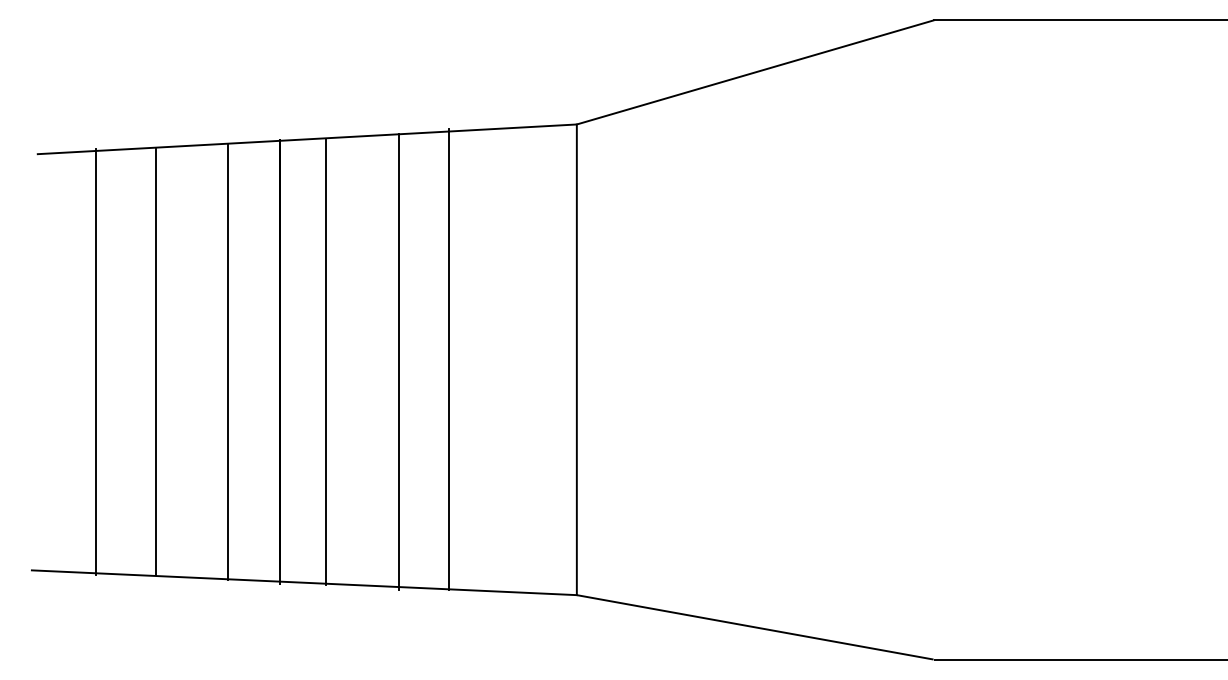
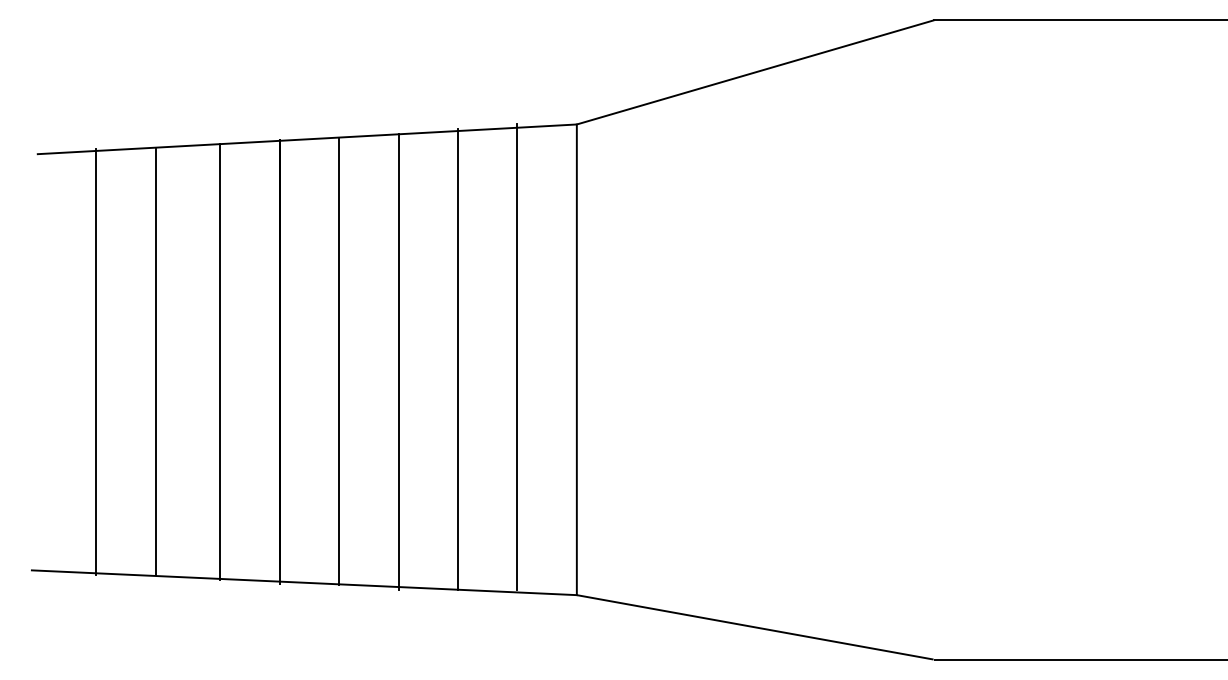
line: none -> present (517, 357)
line position: (448, 359) -> (457, 359) (457, 359)
line position: (228, 362) -> (220, 362) (220, 362)
line position: (326, 362) -> (339, 362) (339, 362)
